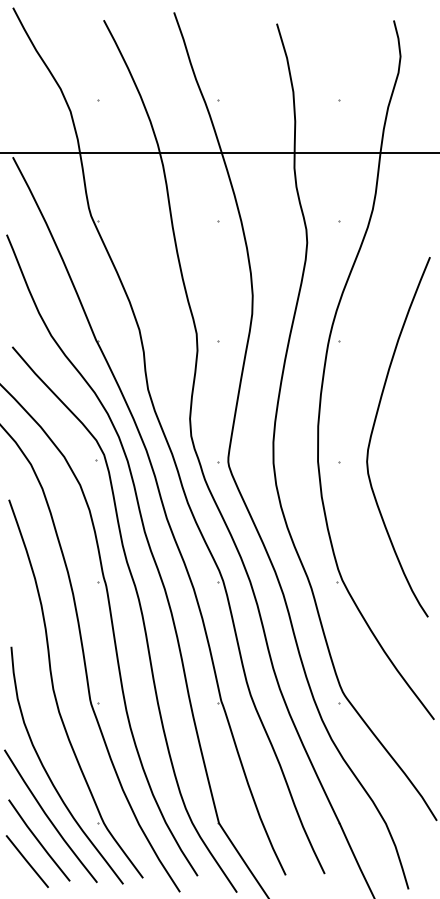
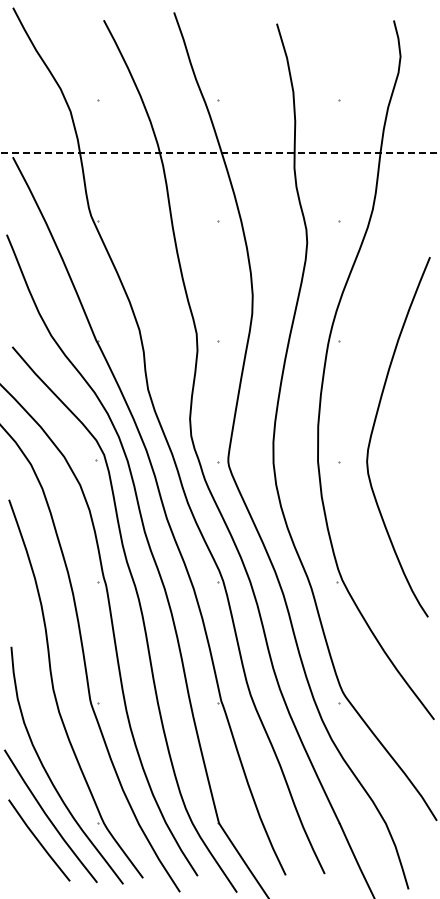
line: solid -> dashed (220, 152)
line: present -> none (26, 861)
